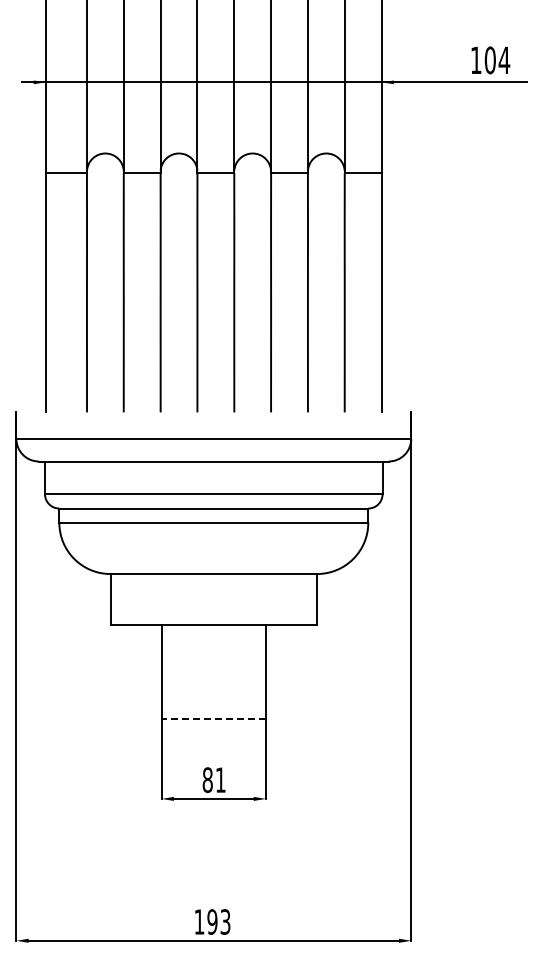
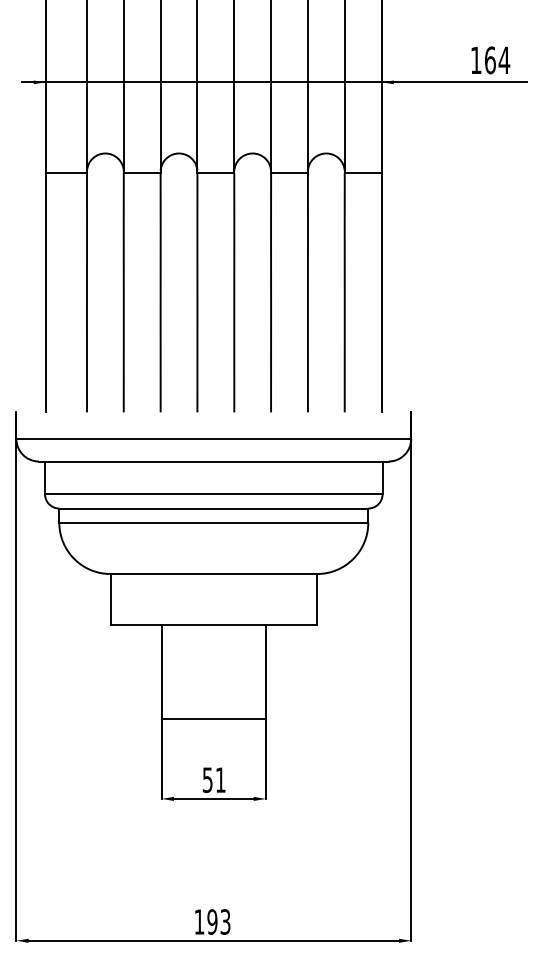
text: 104 -> 164 (489, 60)
line: dashed -> solid (213, 719)
text: 81 -> 51 (207, 780)
